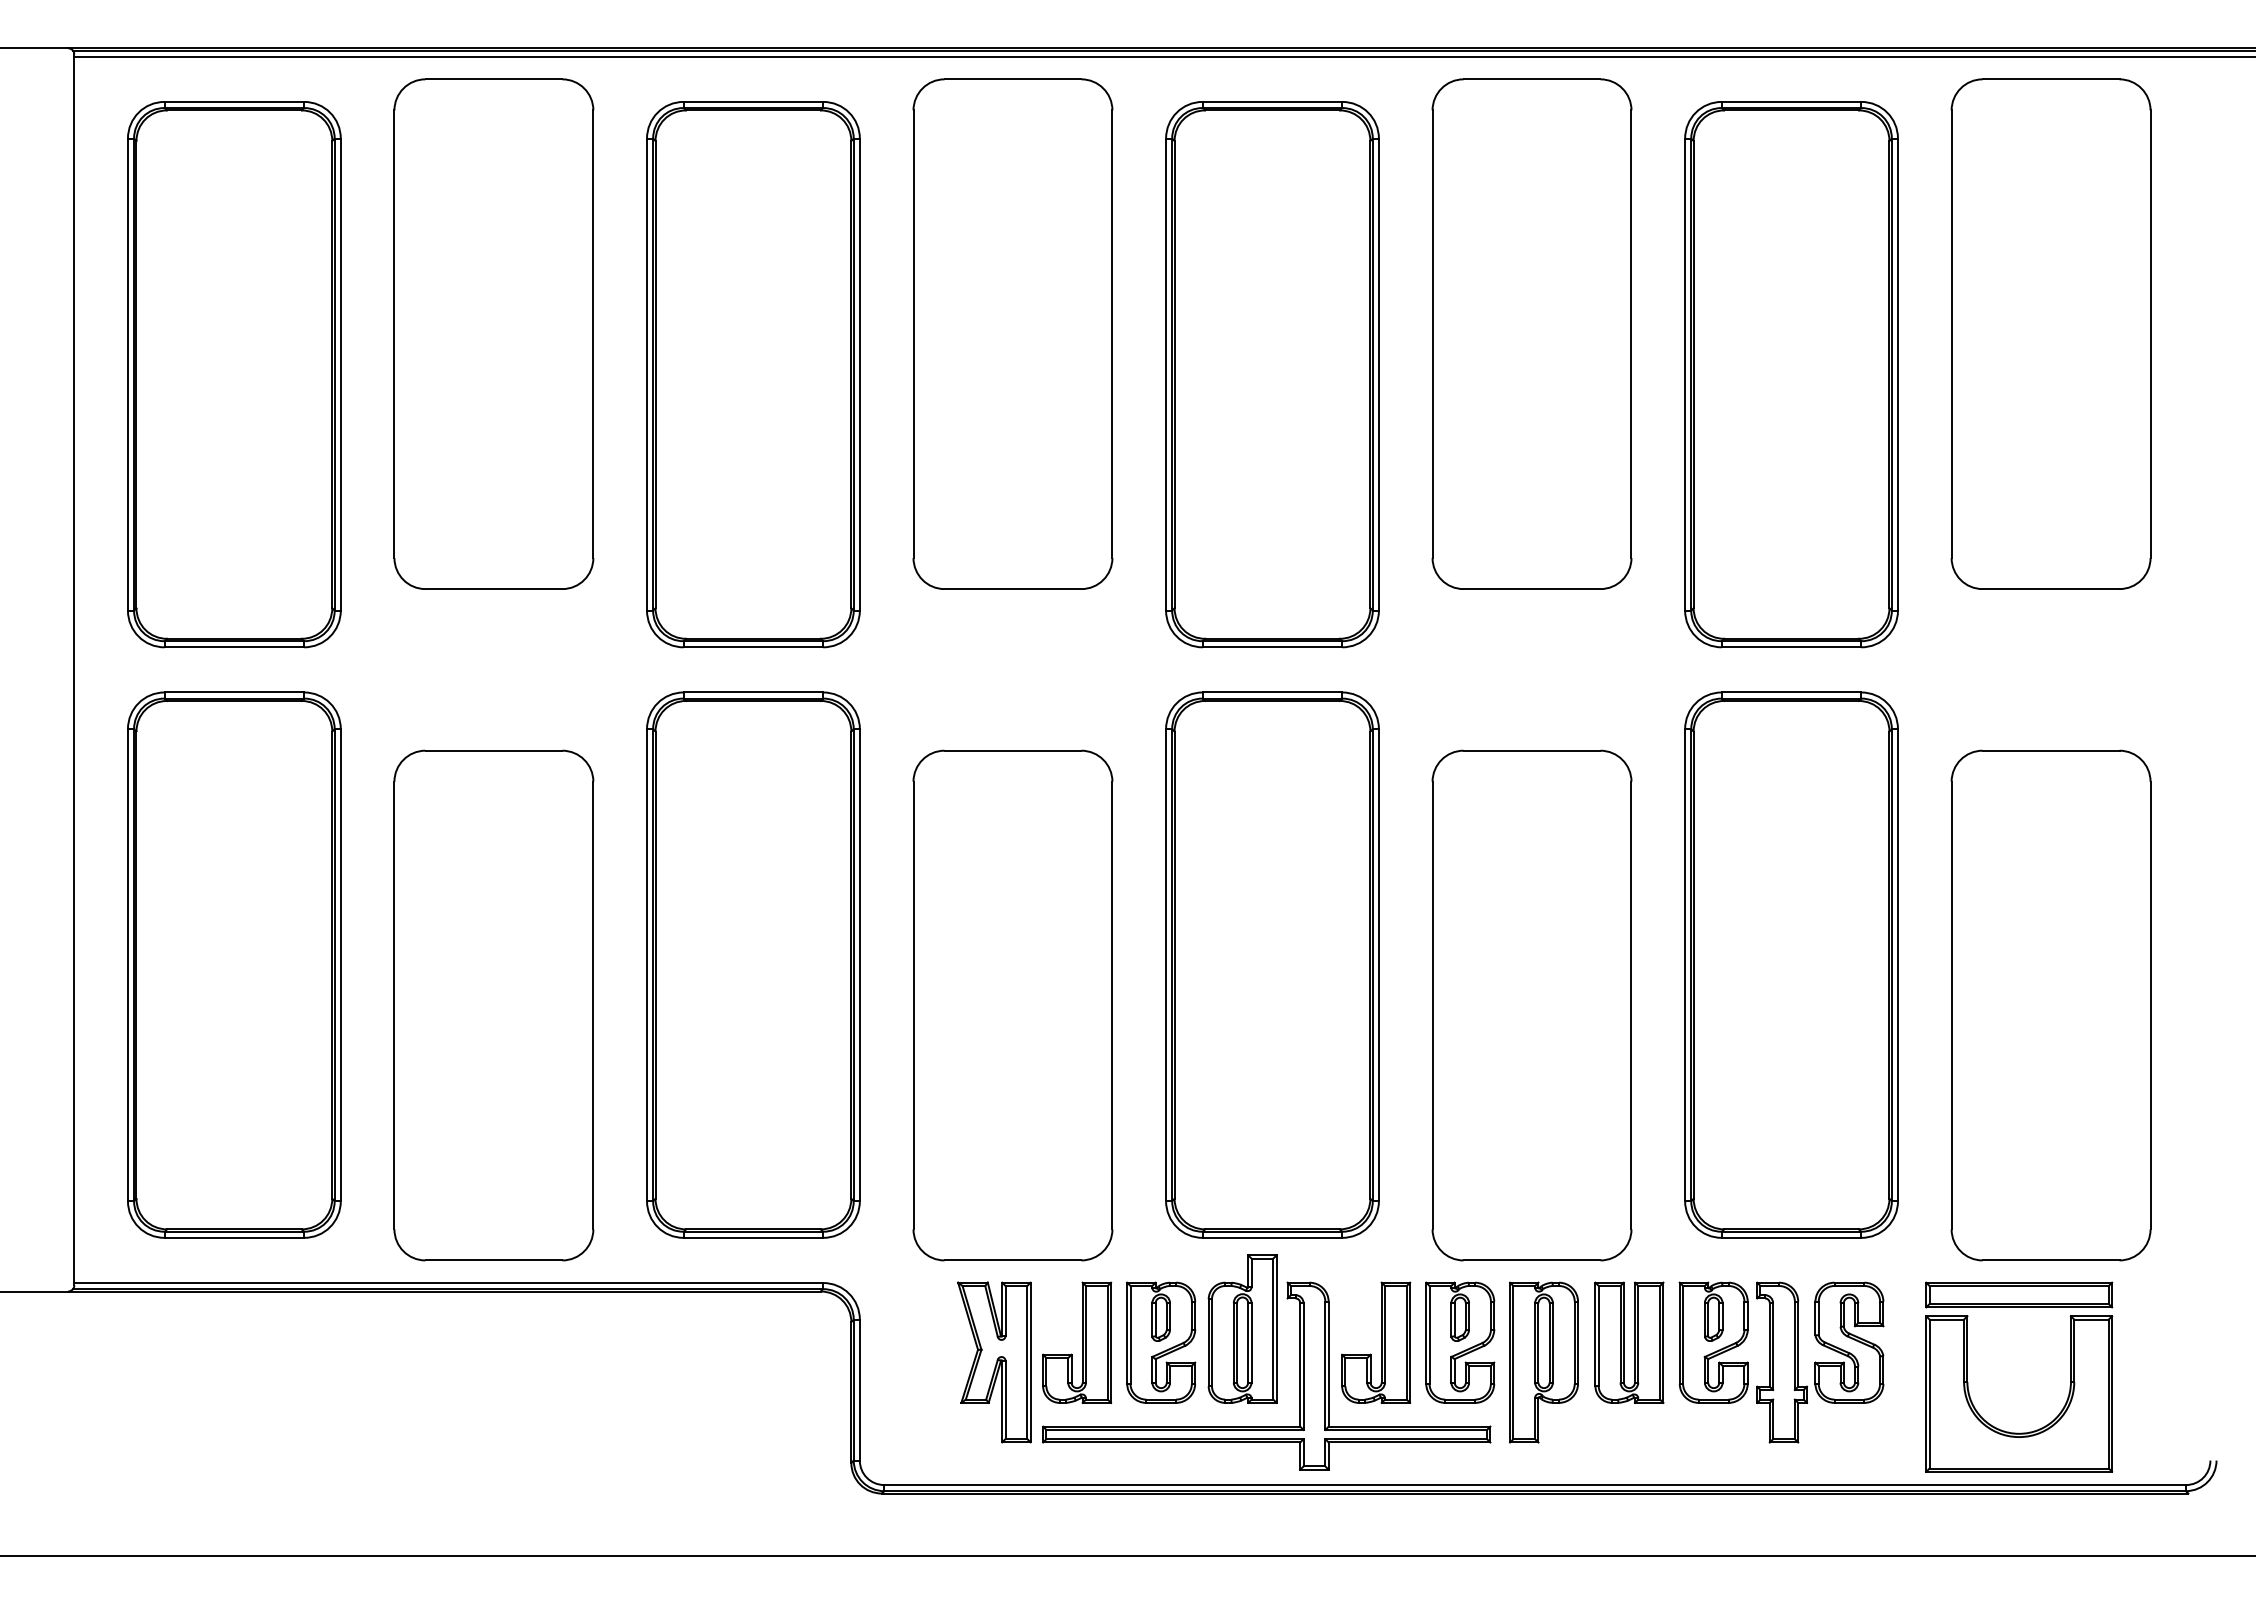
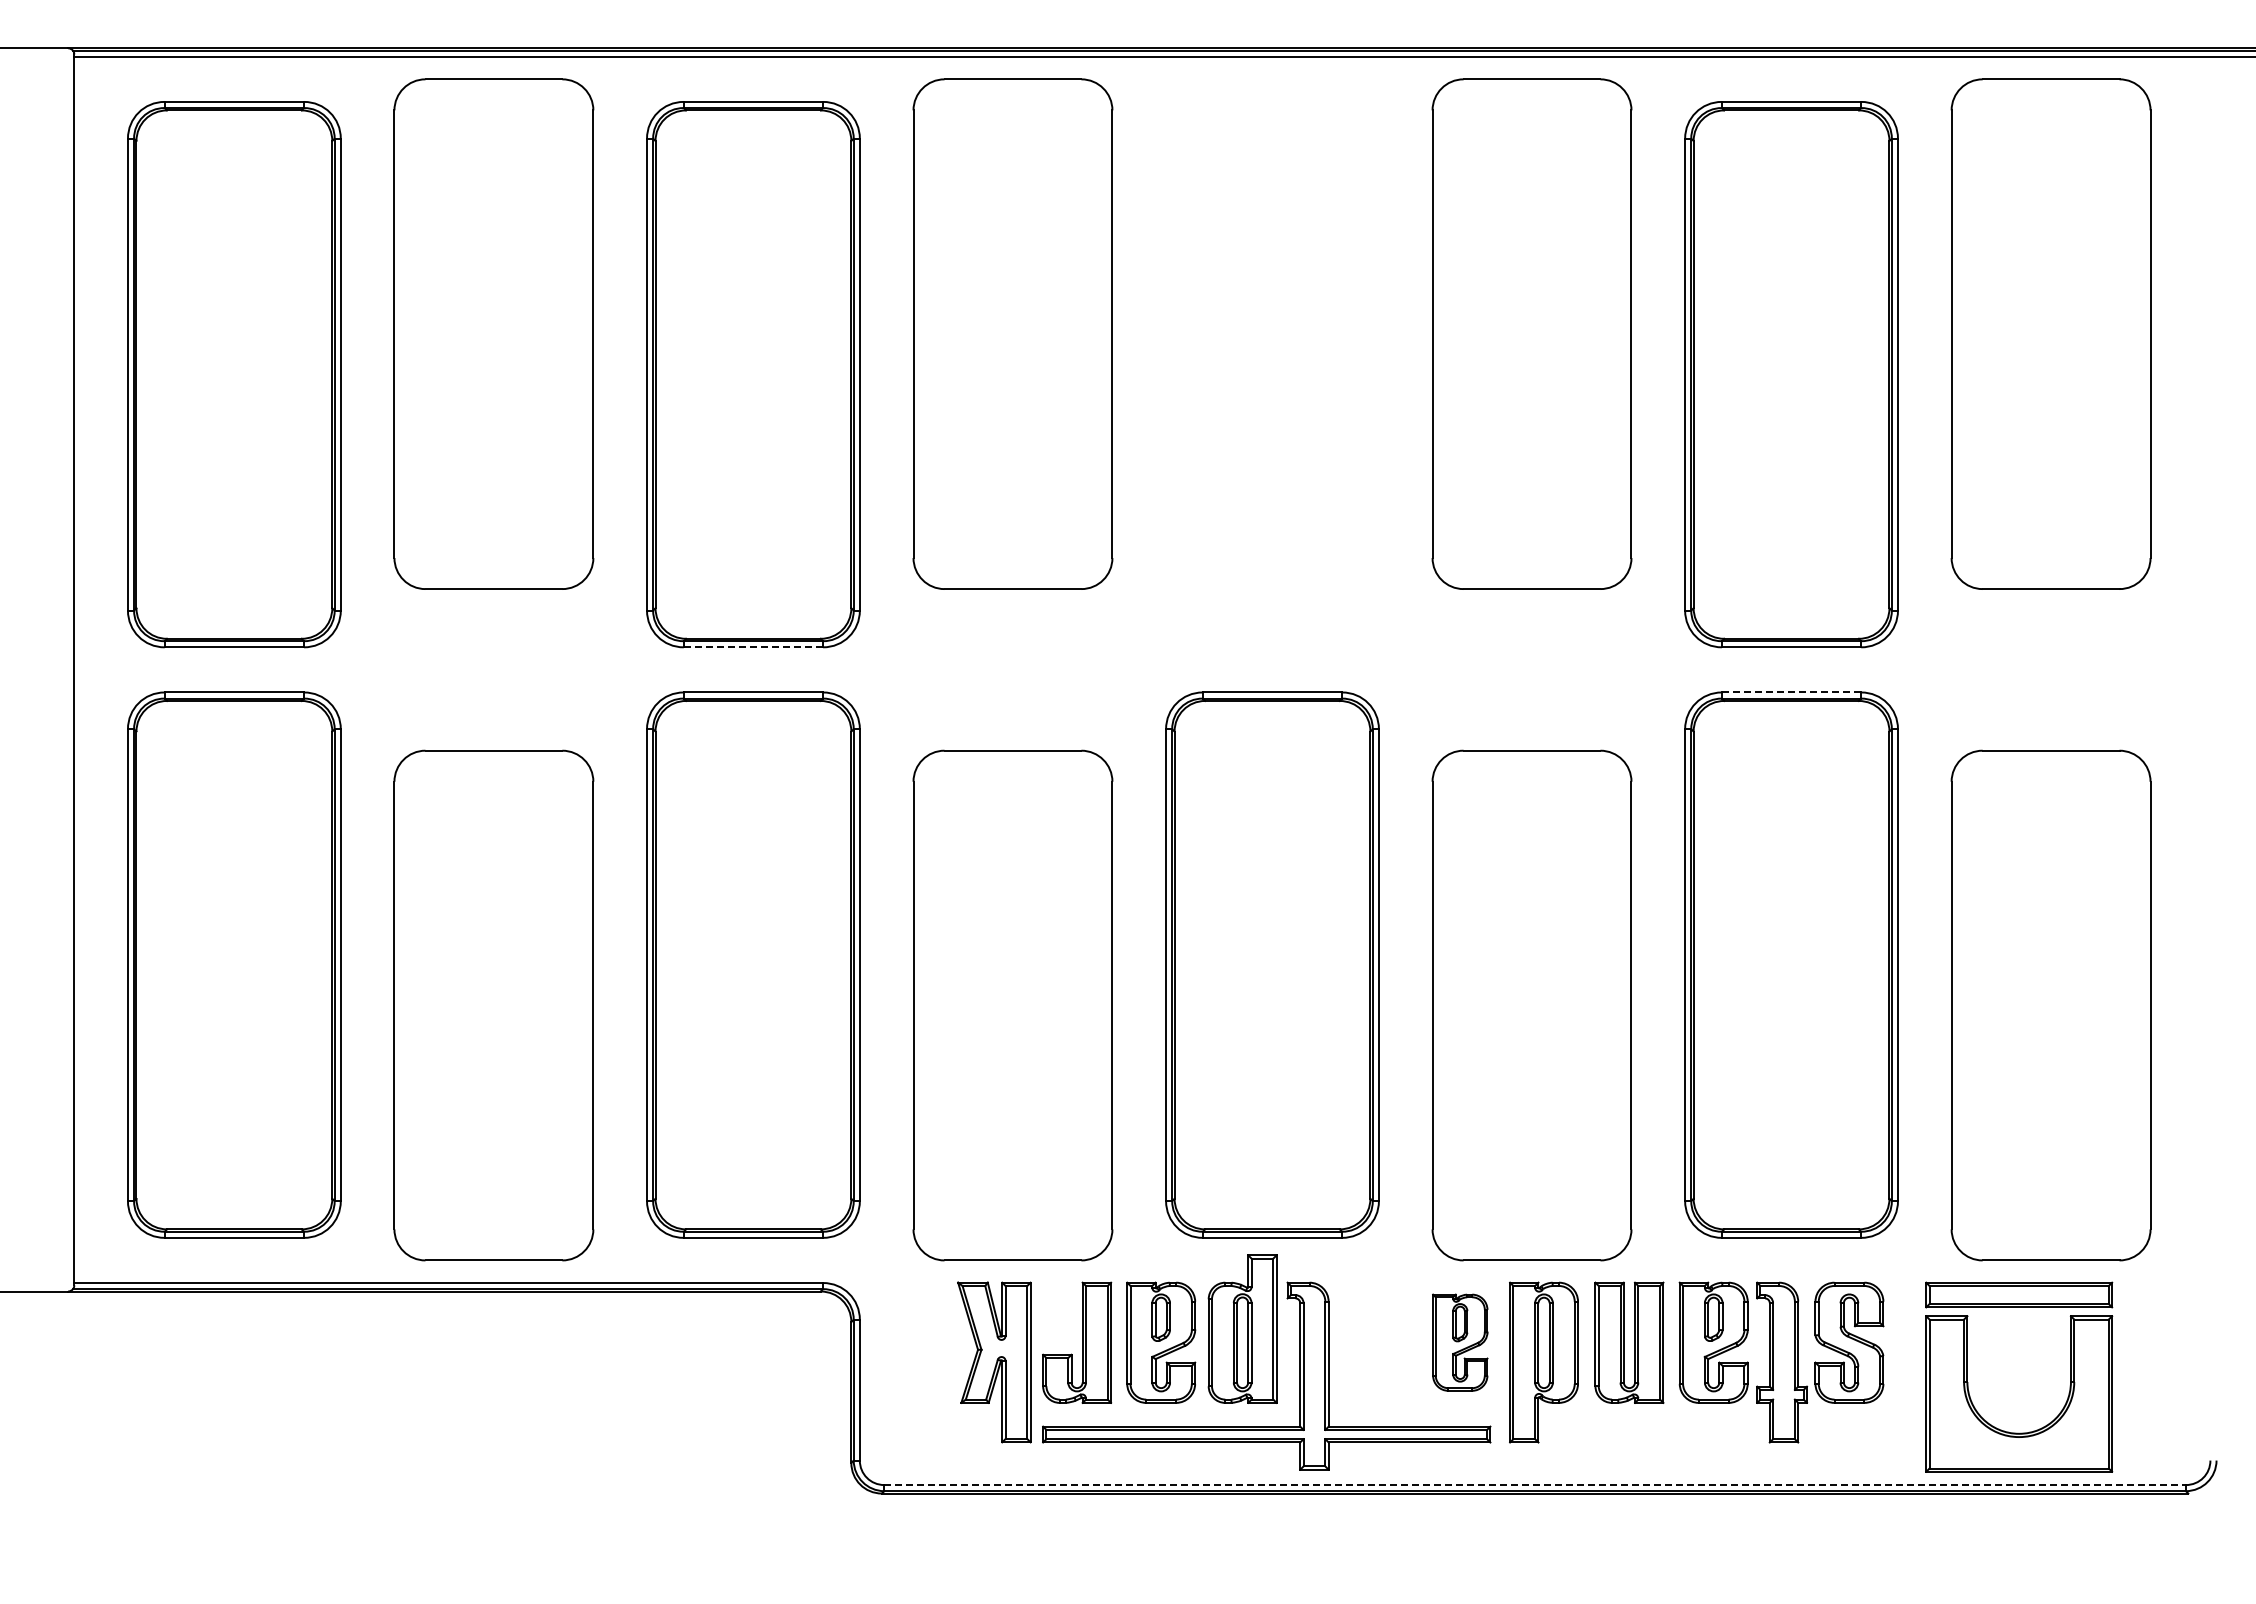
part: present -> none (1272, 374)
line: solid -> dashed (753, 647)
line: solid -> dashed (1791, 692)
part: present -> none (1376, 1342)
part size: 71x123 px -> 57x99 px (1460, 1342)
line: solid -> dashed (1535, 1485)
line: present -> none (1127, 1555)
